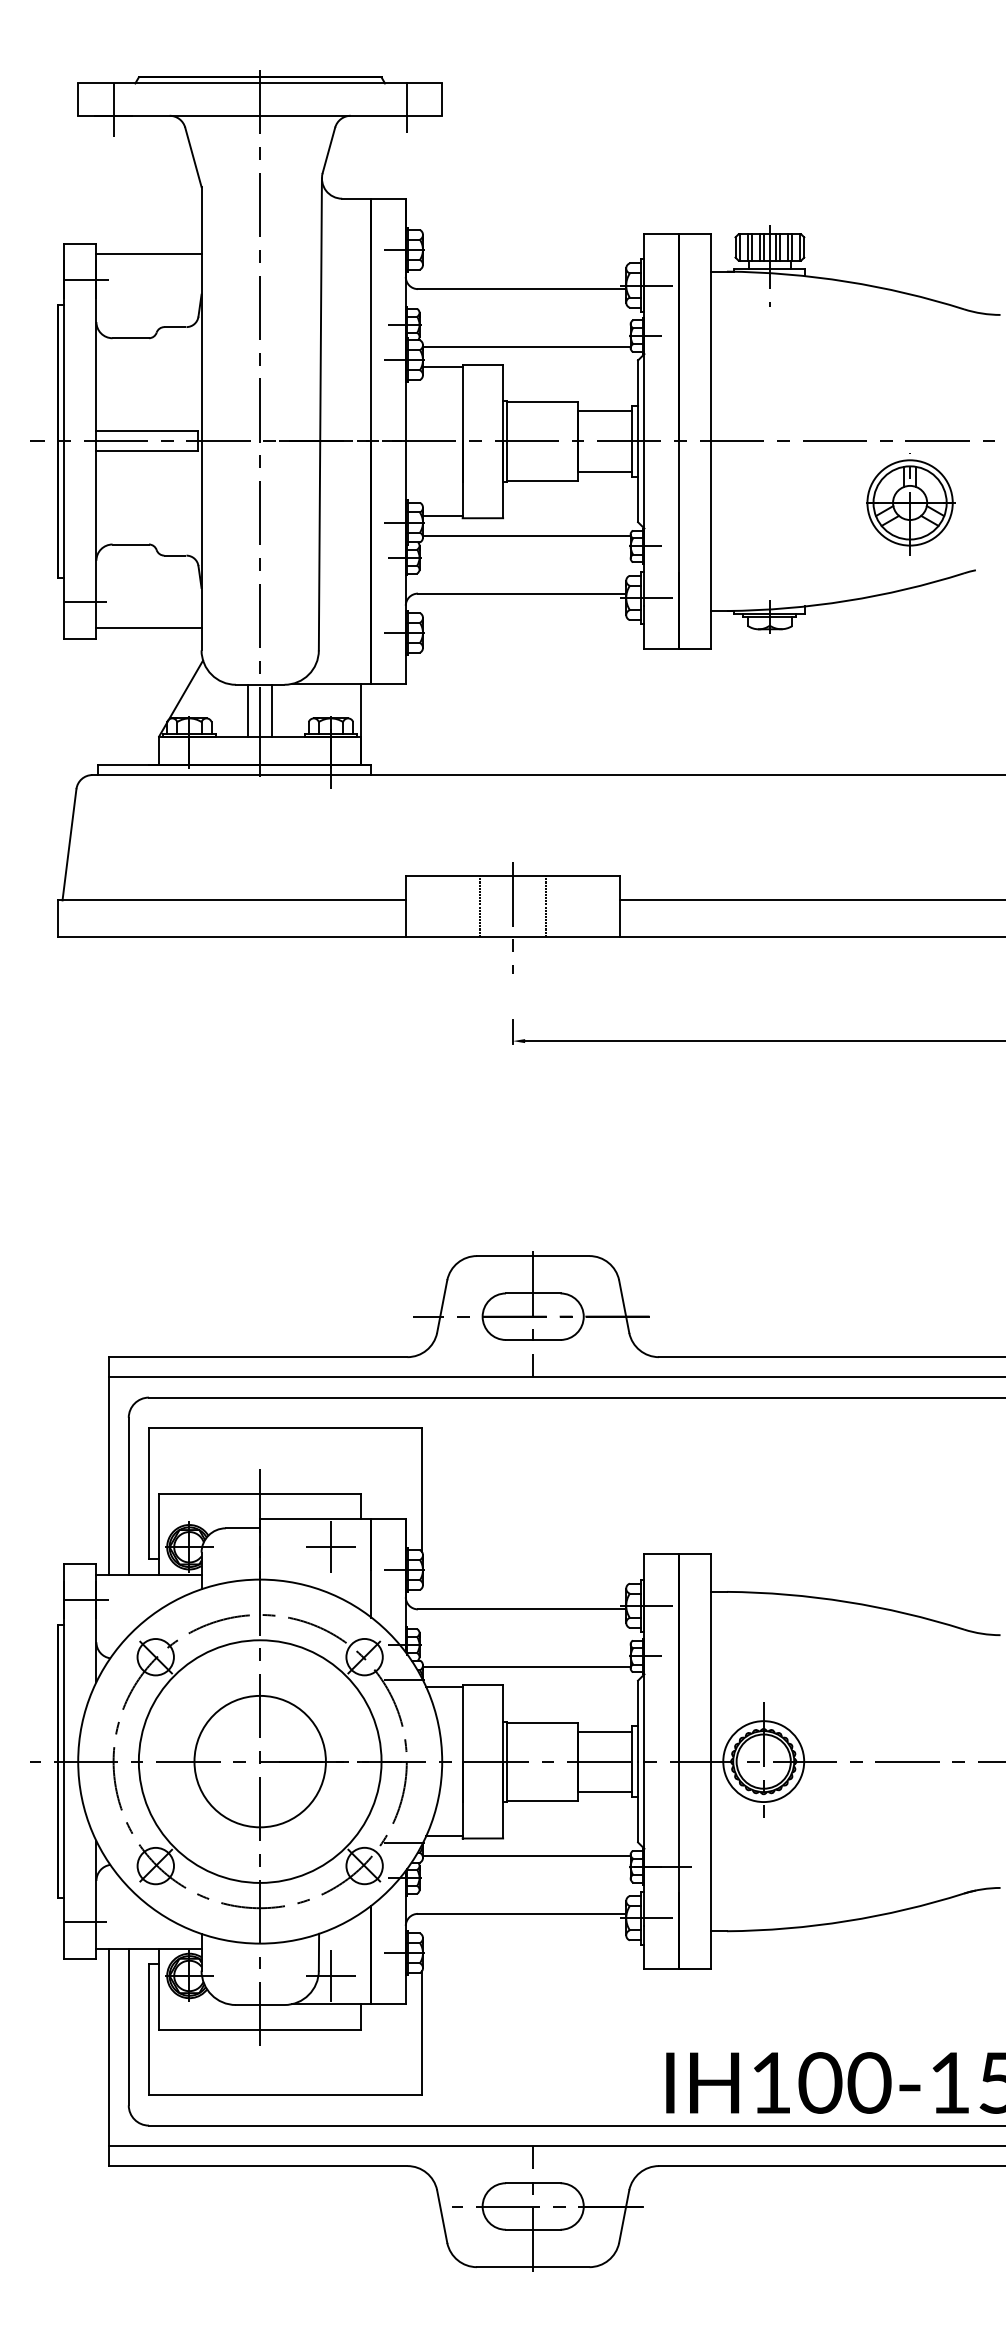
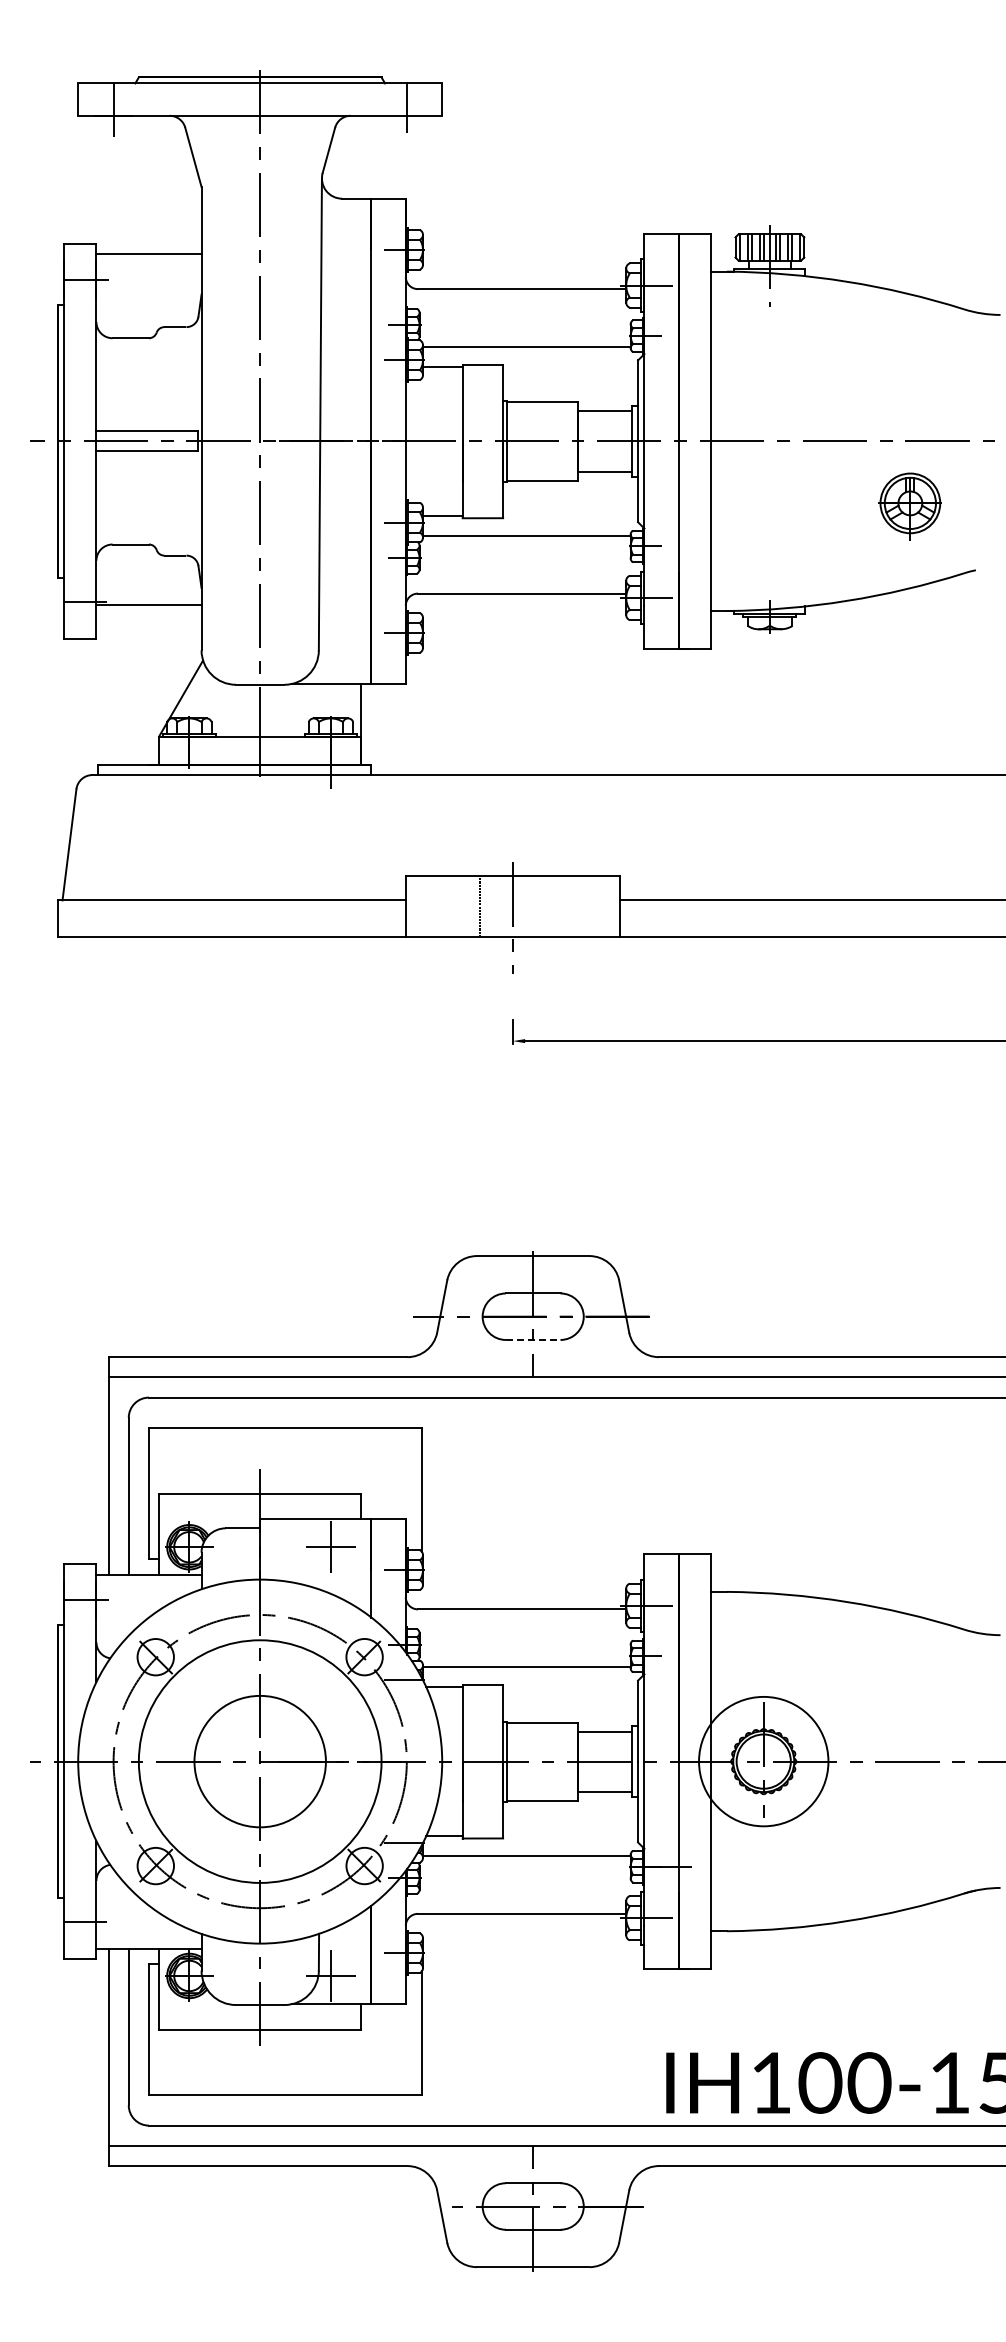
part size: 90x103 px -> 64x69 px (909, 506)
line position: (148, 628) -> (148, 605) (148, 605)
line: present -> none (248, 710)
line: present -> none (272, 710)
line: present -> none (545, 906)
line: solid -> dashed (533, 1339)
circle diameter: 81 px -> 129 px (763, 1761)
